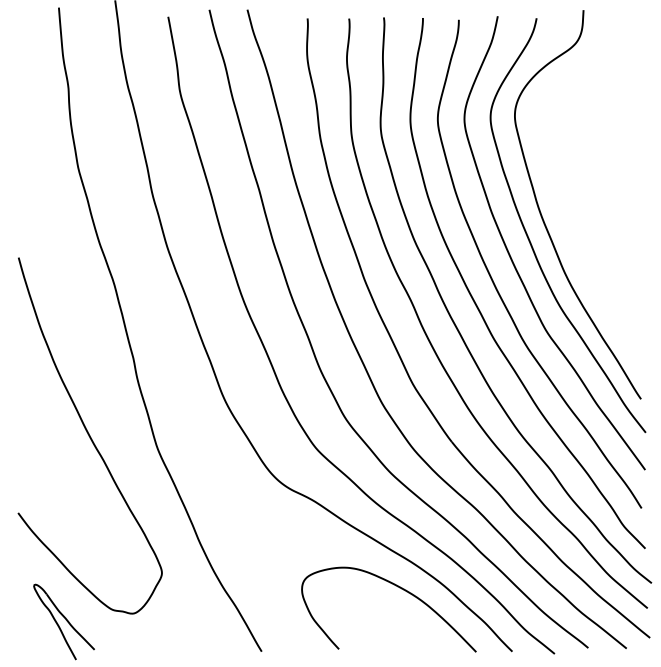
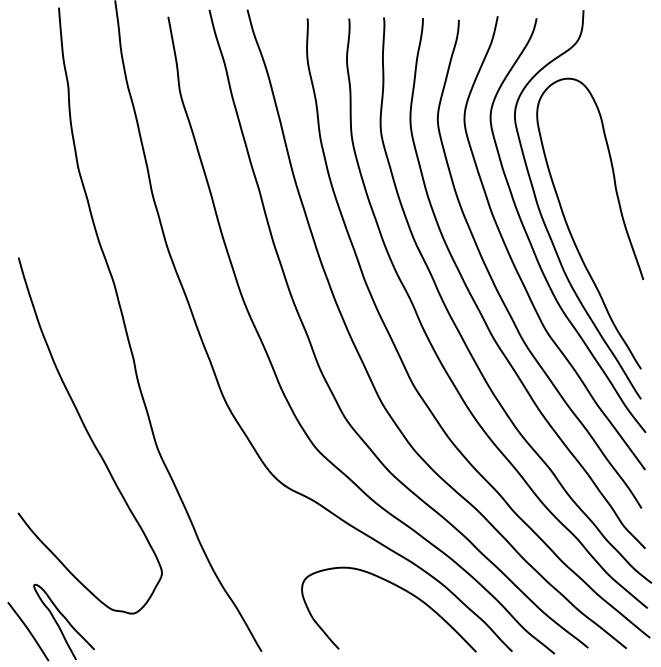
curve: none -> present (571, 232)
curve: none -> present (28, 631)
